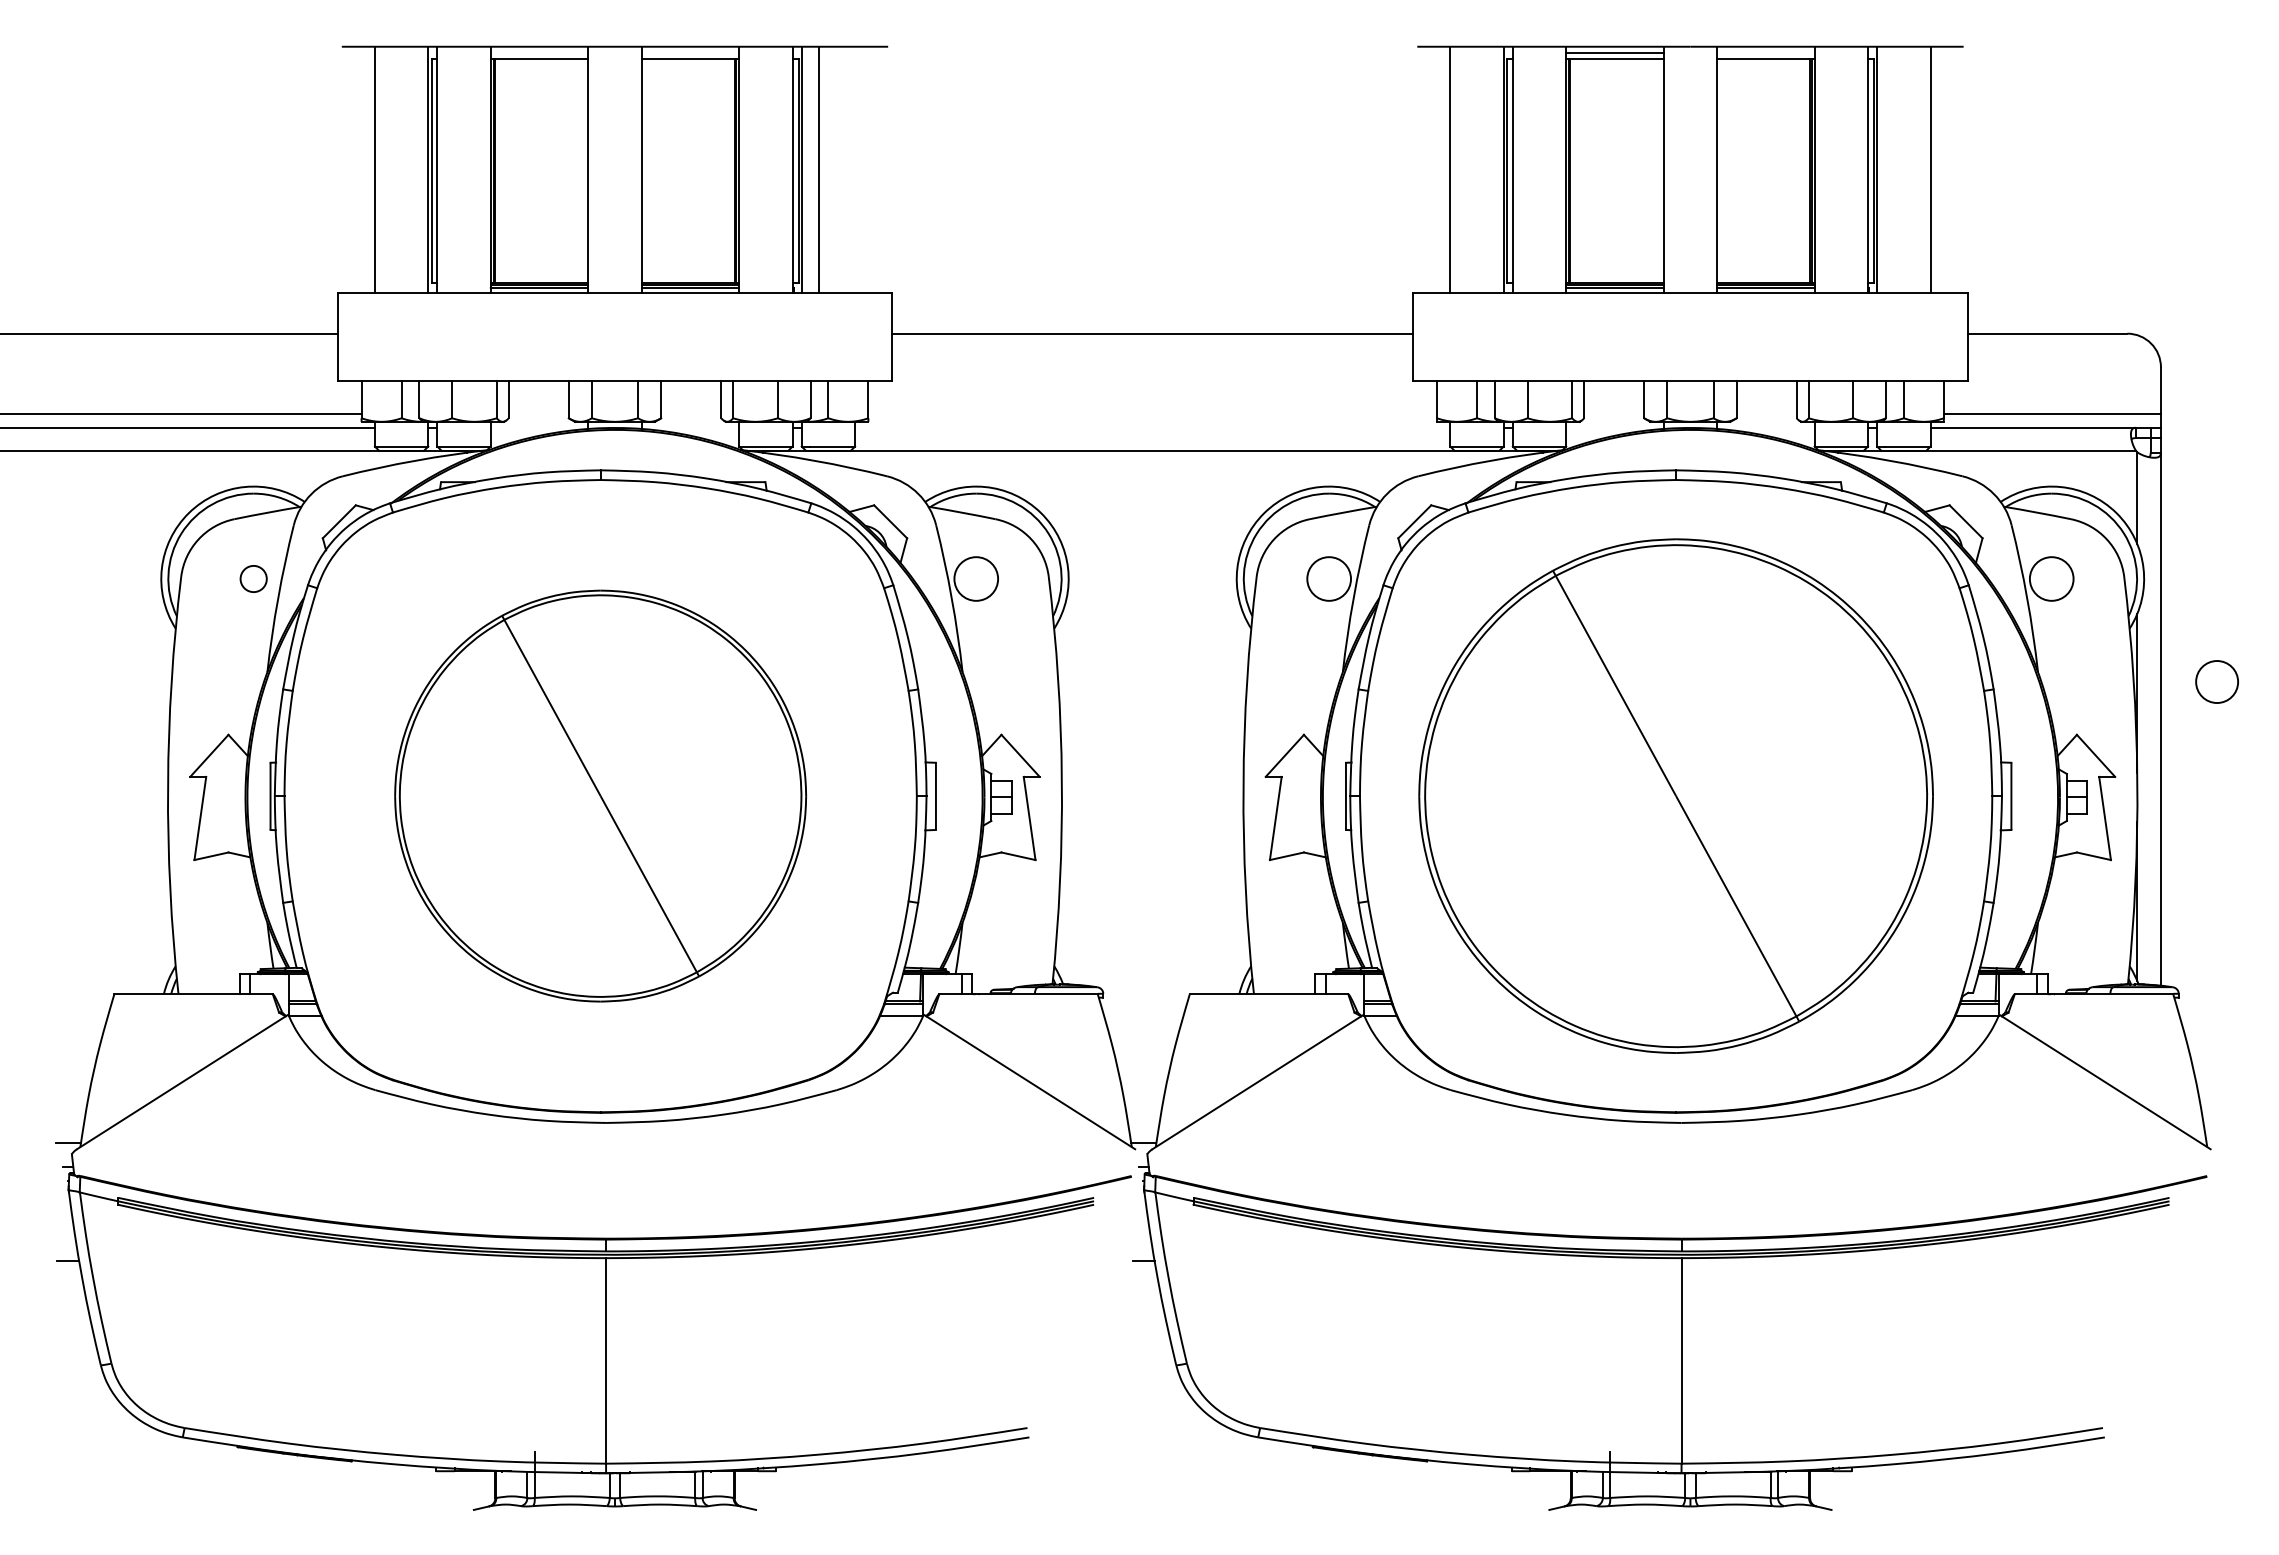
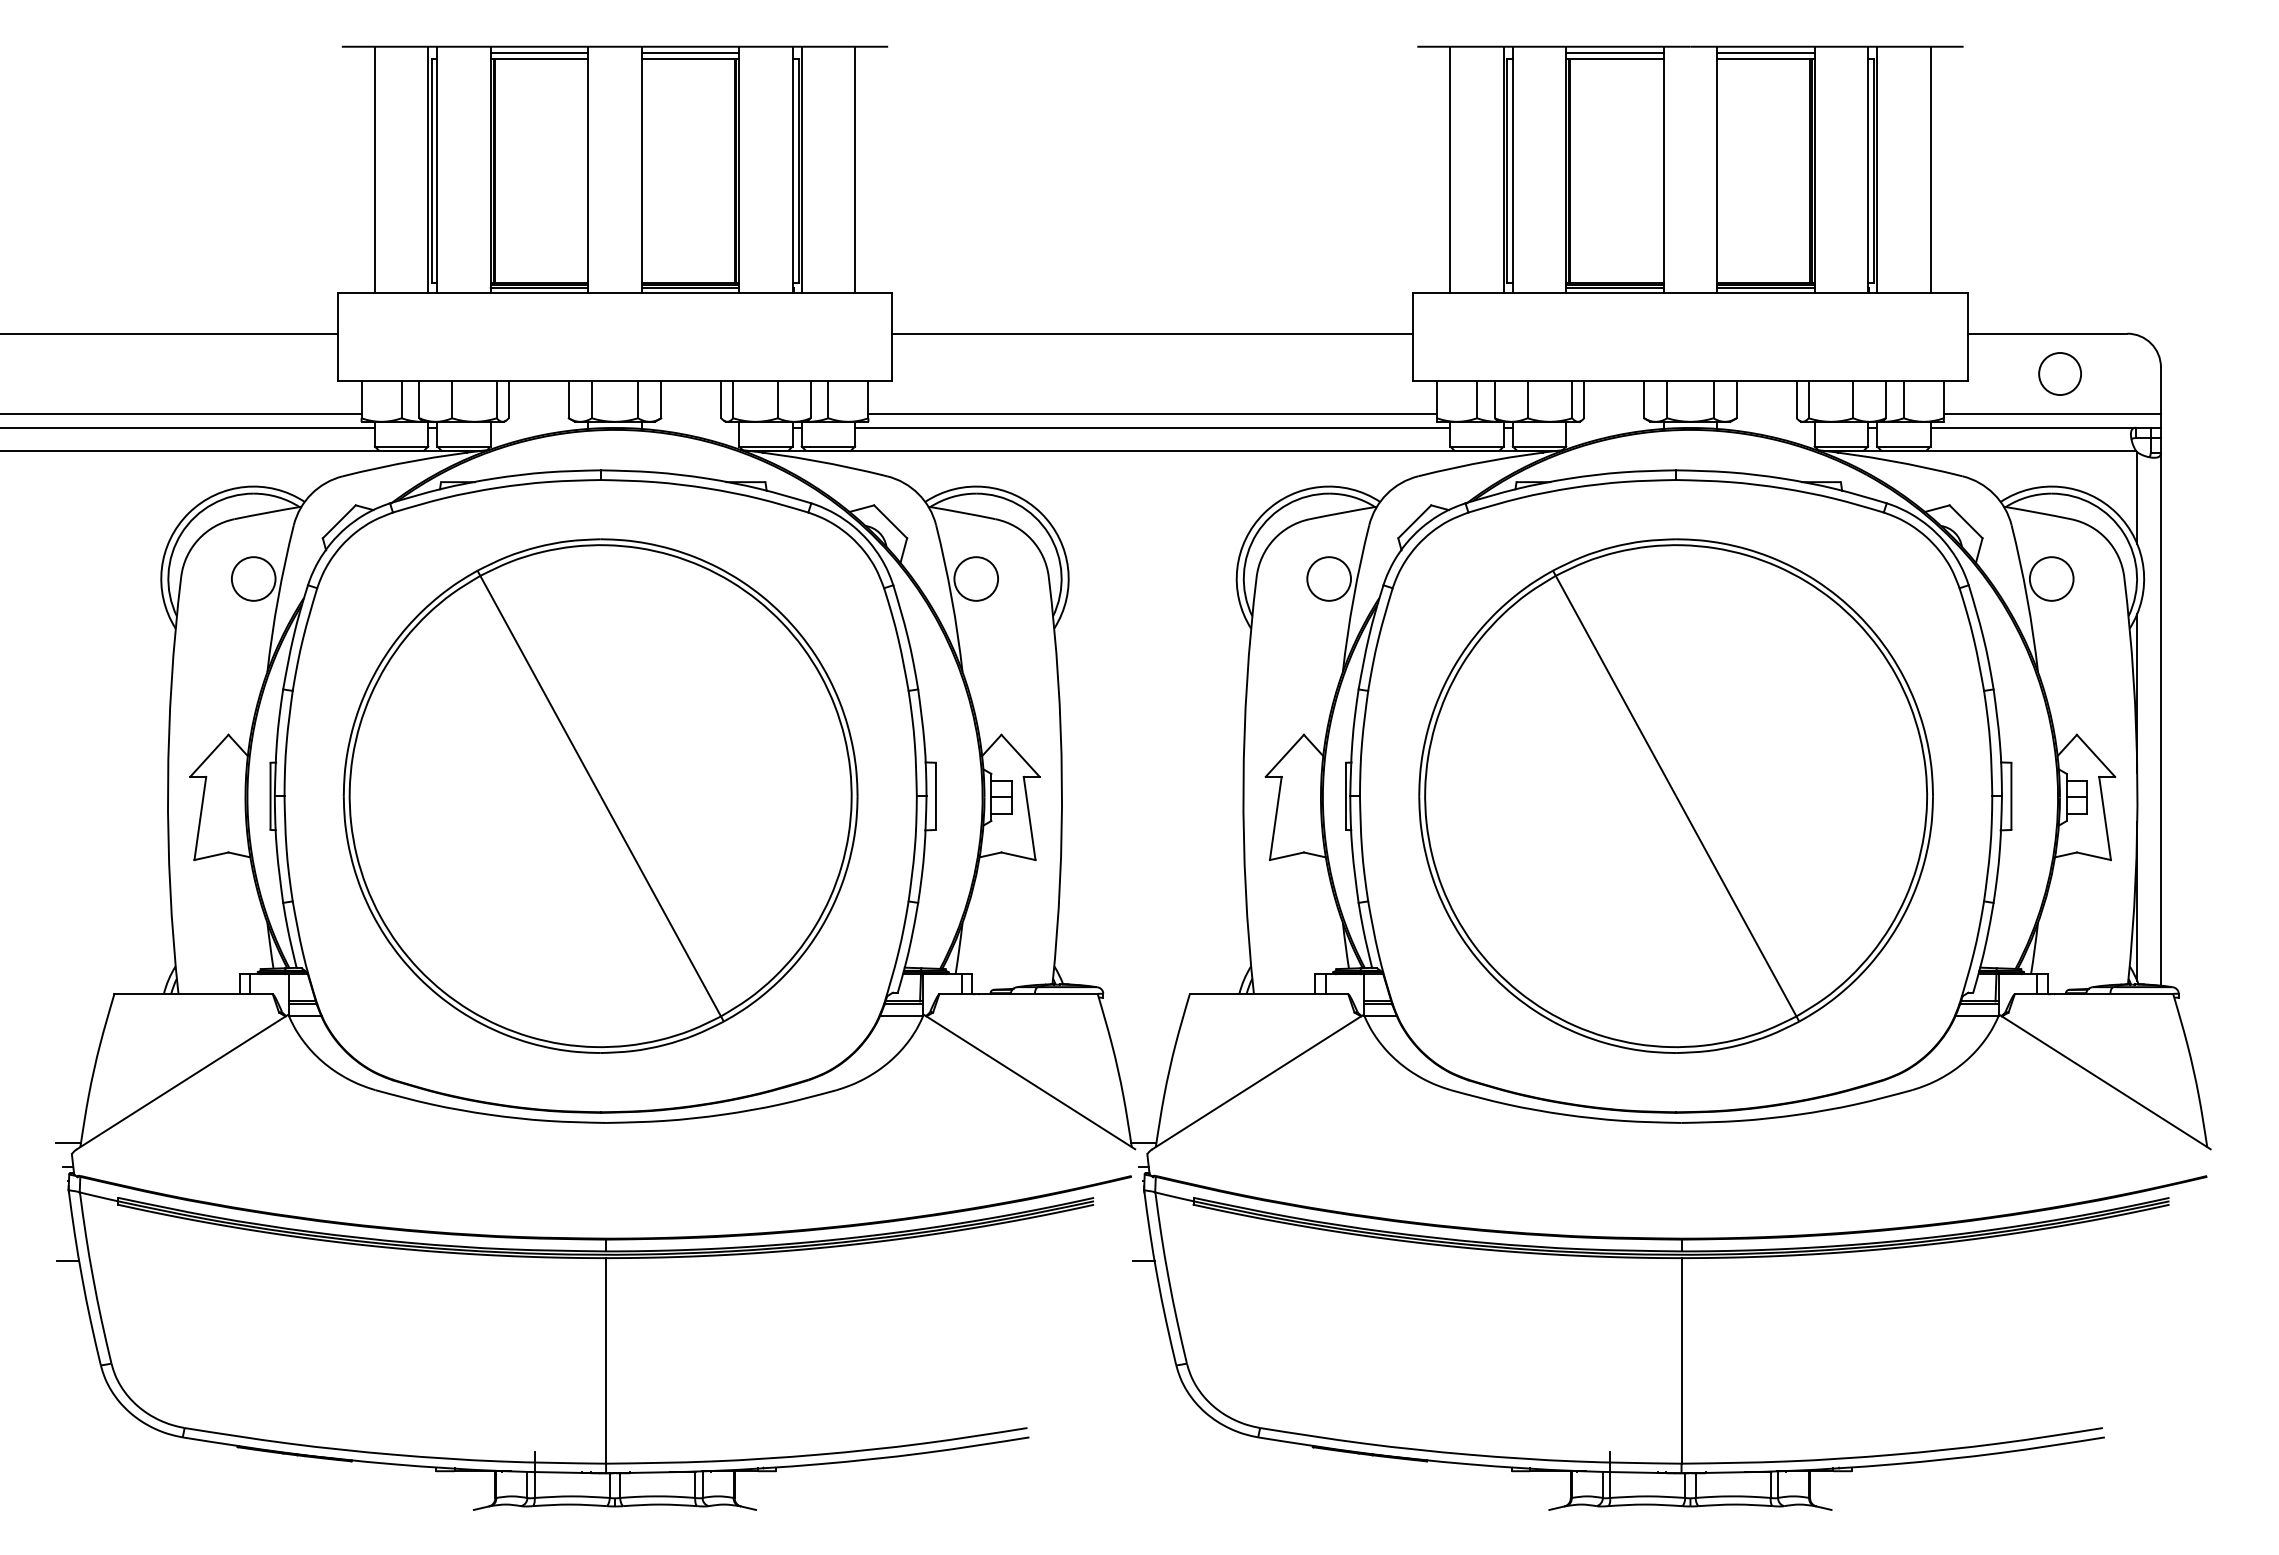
line: none -> present (539, 53)
line: none -> present (690, 53)
line: none -> present (1765, 53)
line position: (819, 169) -> (855, 169) (855, 169)
line: none -> present (1152, 414)
line: none -> present (1152, 427)
circle diameter: 26 px -> 44 px (253, 578)
circle position: (2216, 681) -> (2059, 373) (2059, 373)
part size: 414x414 px -> 517x516 px (600, 795)
